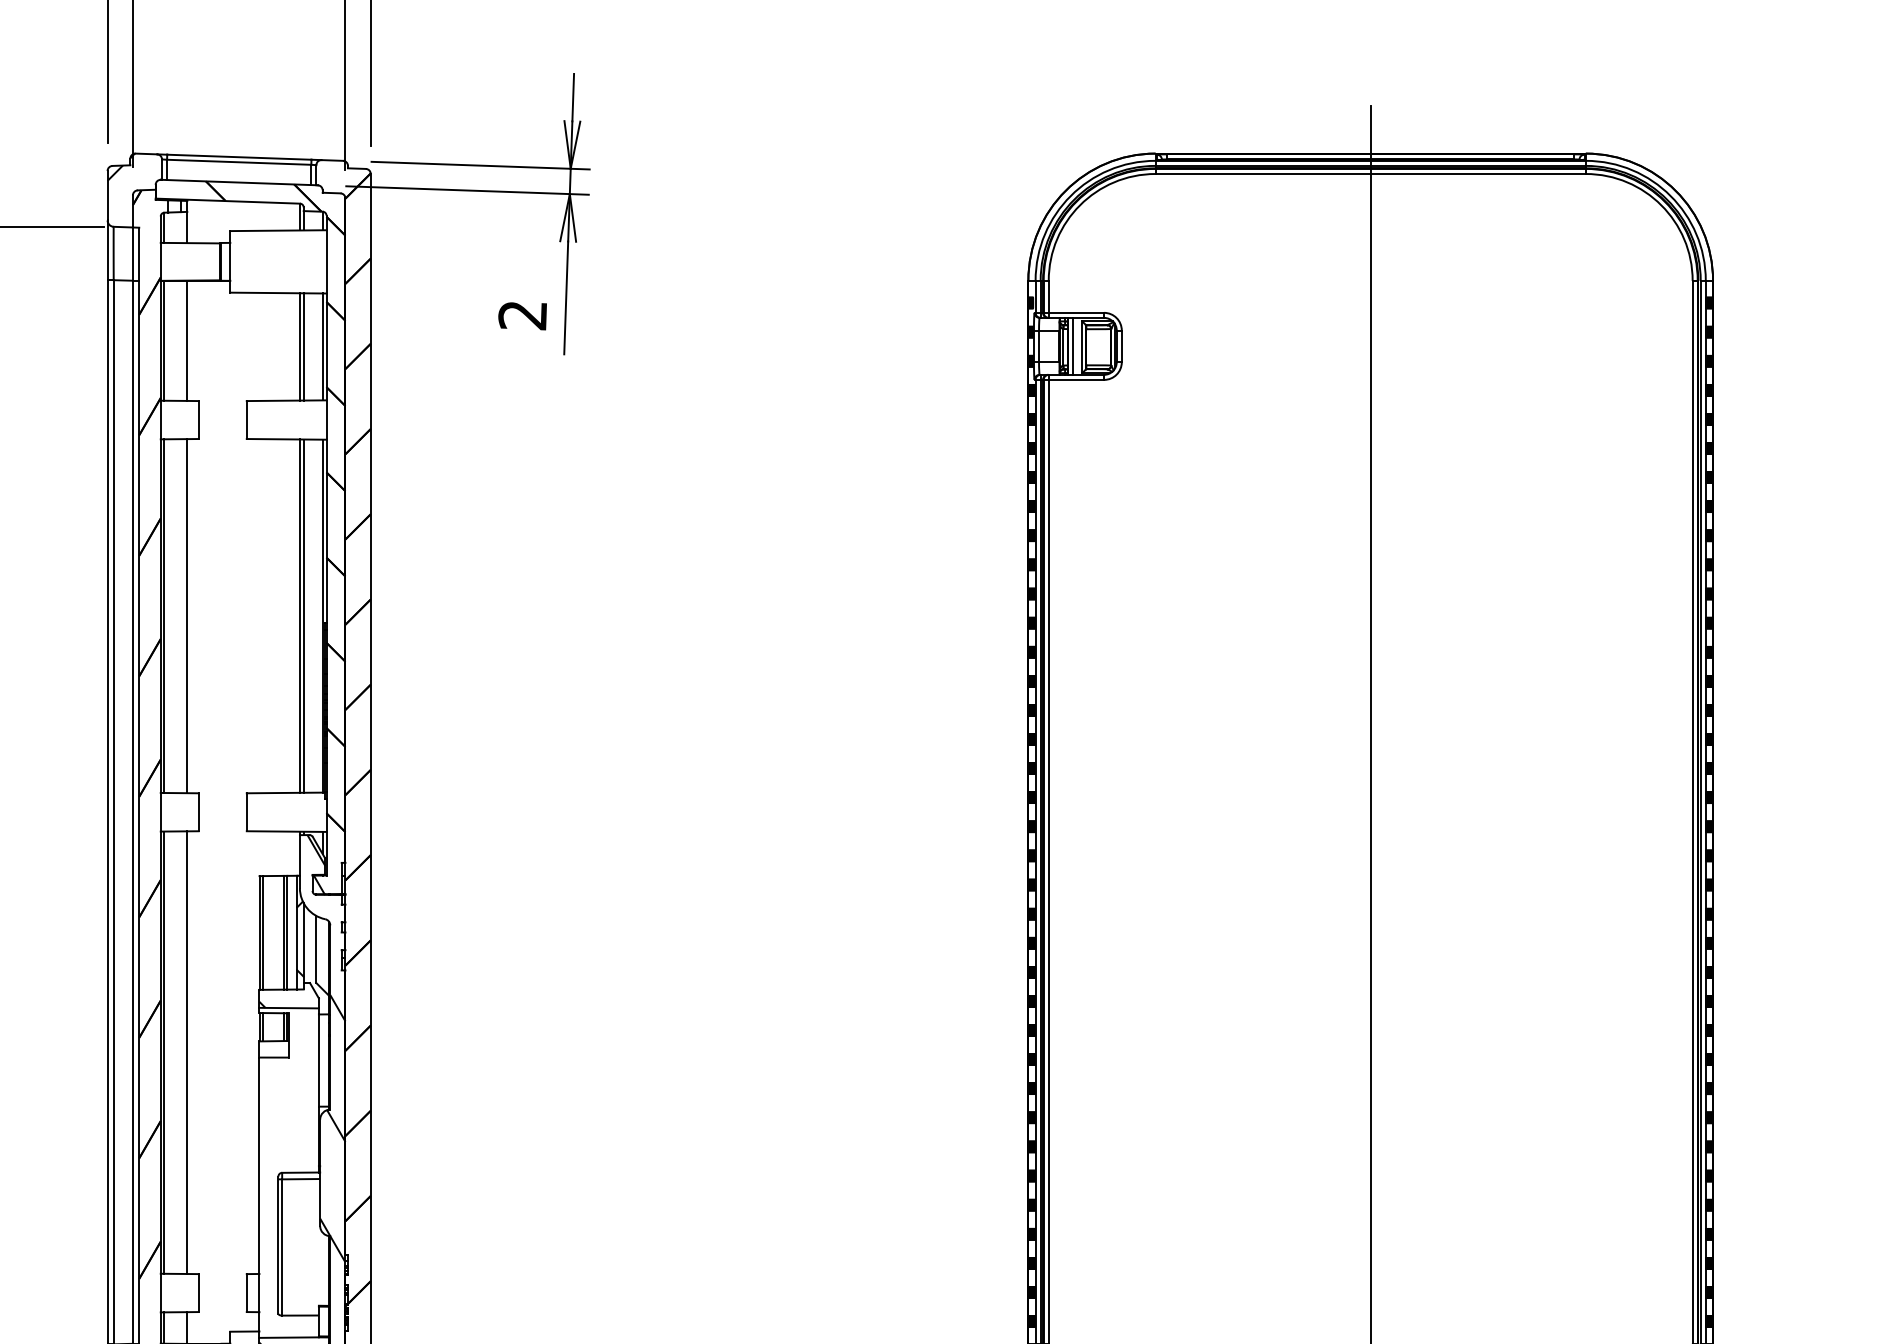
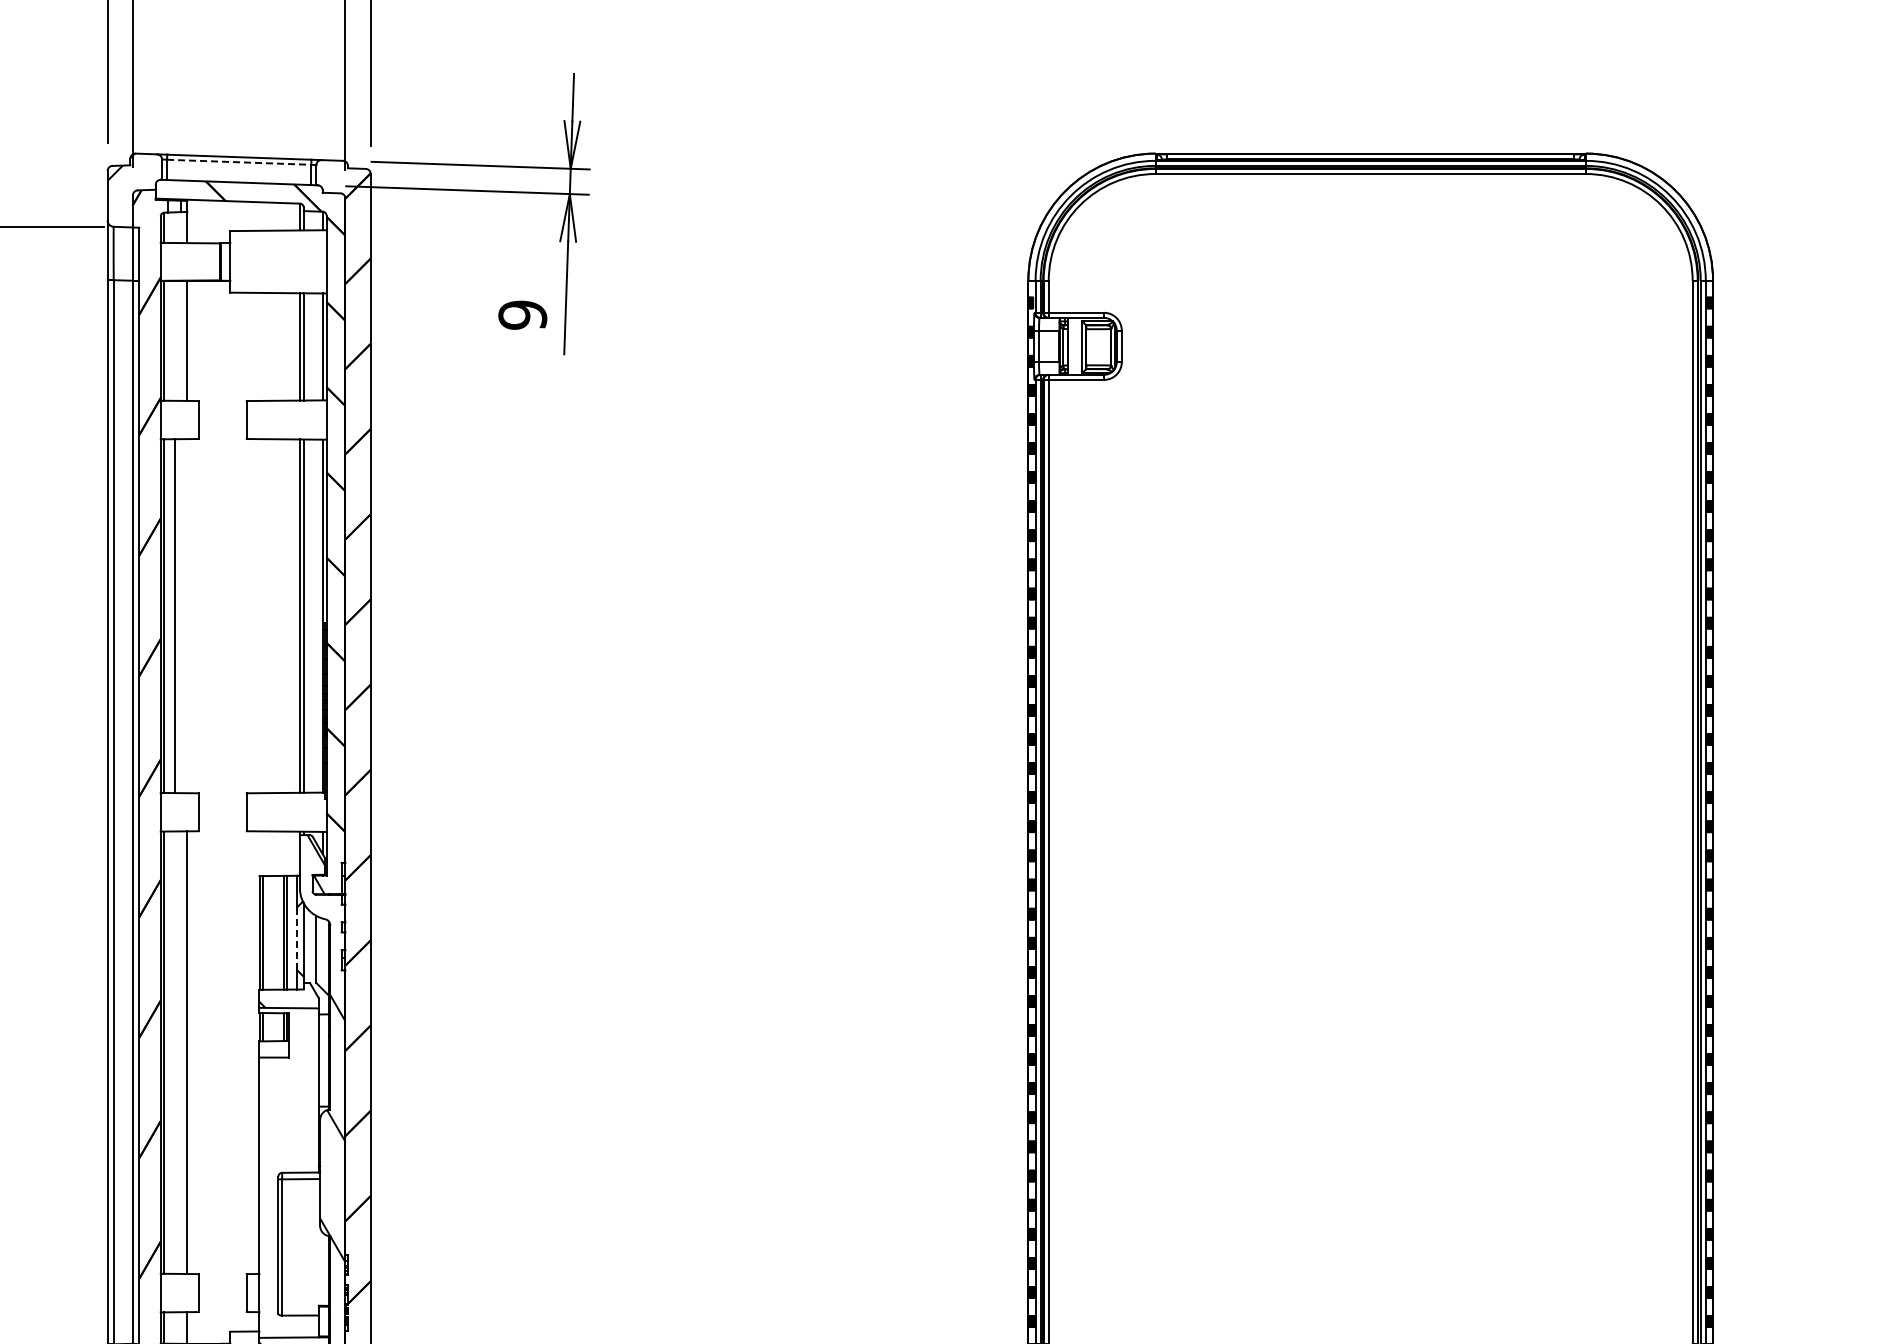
line: solid -> dashed (239, 162)
text: 2 -> 9 (522, 315)
line: present -> none (1073, 345)
line position: (187, 616) -> (175, 616) (175, 616)
line: present -> none (1370, 723)
line: solid -> dashed (297, 938)
